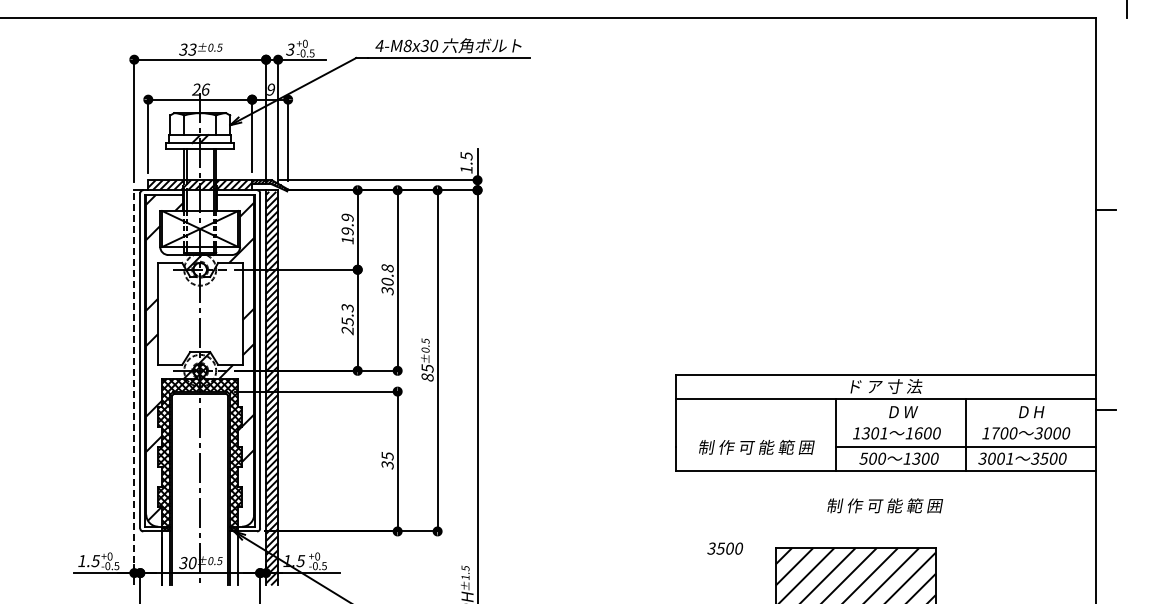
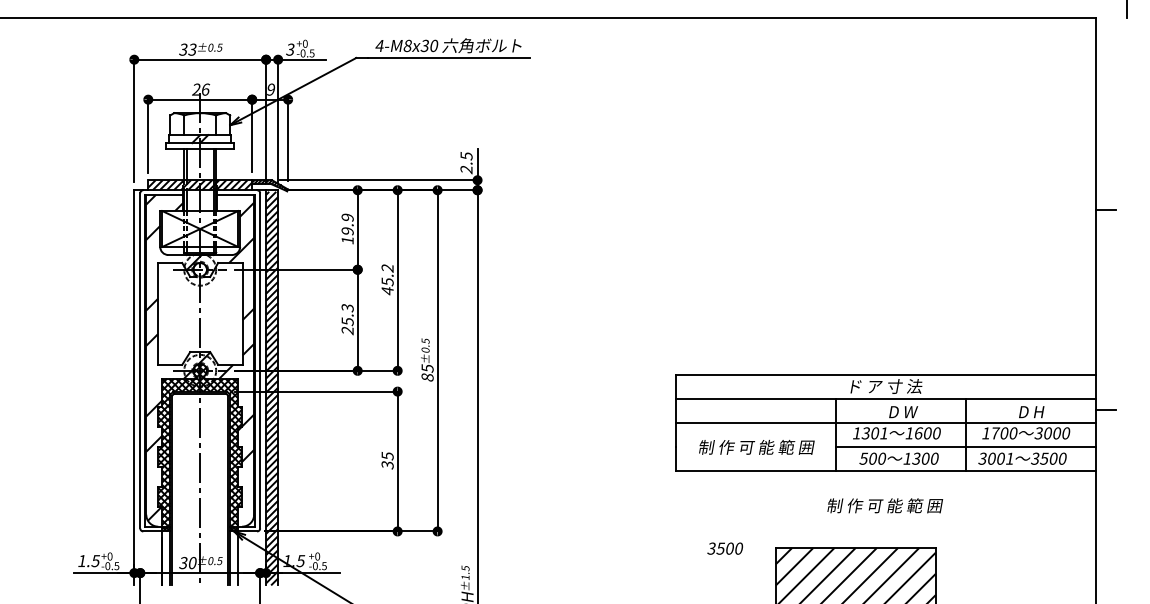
text: 1.5 -> 2.5 (466, 170)
text: 30.8 -> 45.2 (387, 279)
line: dashed -> solid (134, 387)
line: none -> present (885, 423)
